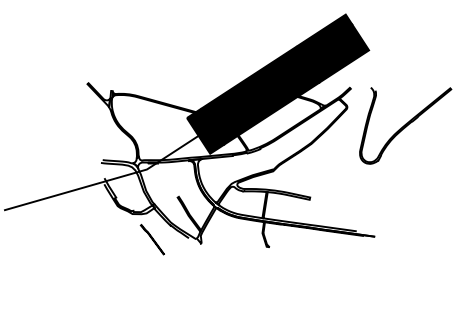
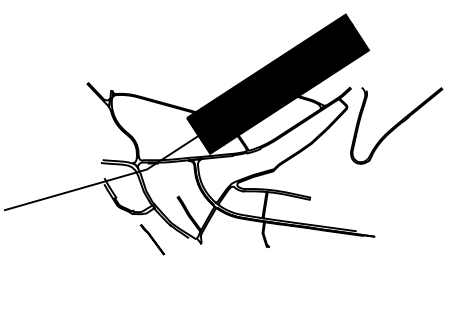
part position: (405, 125) -> (396, 125) (396, 125)
